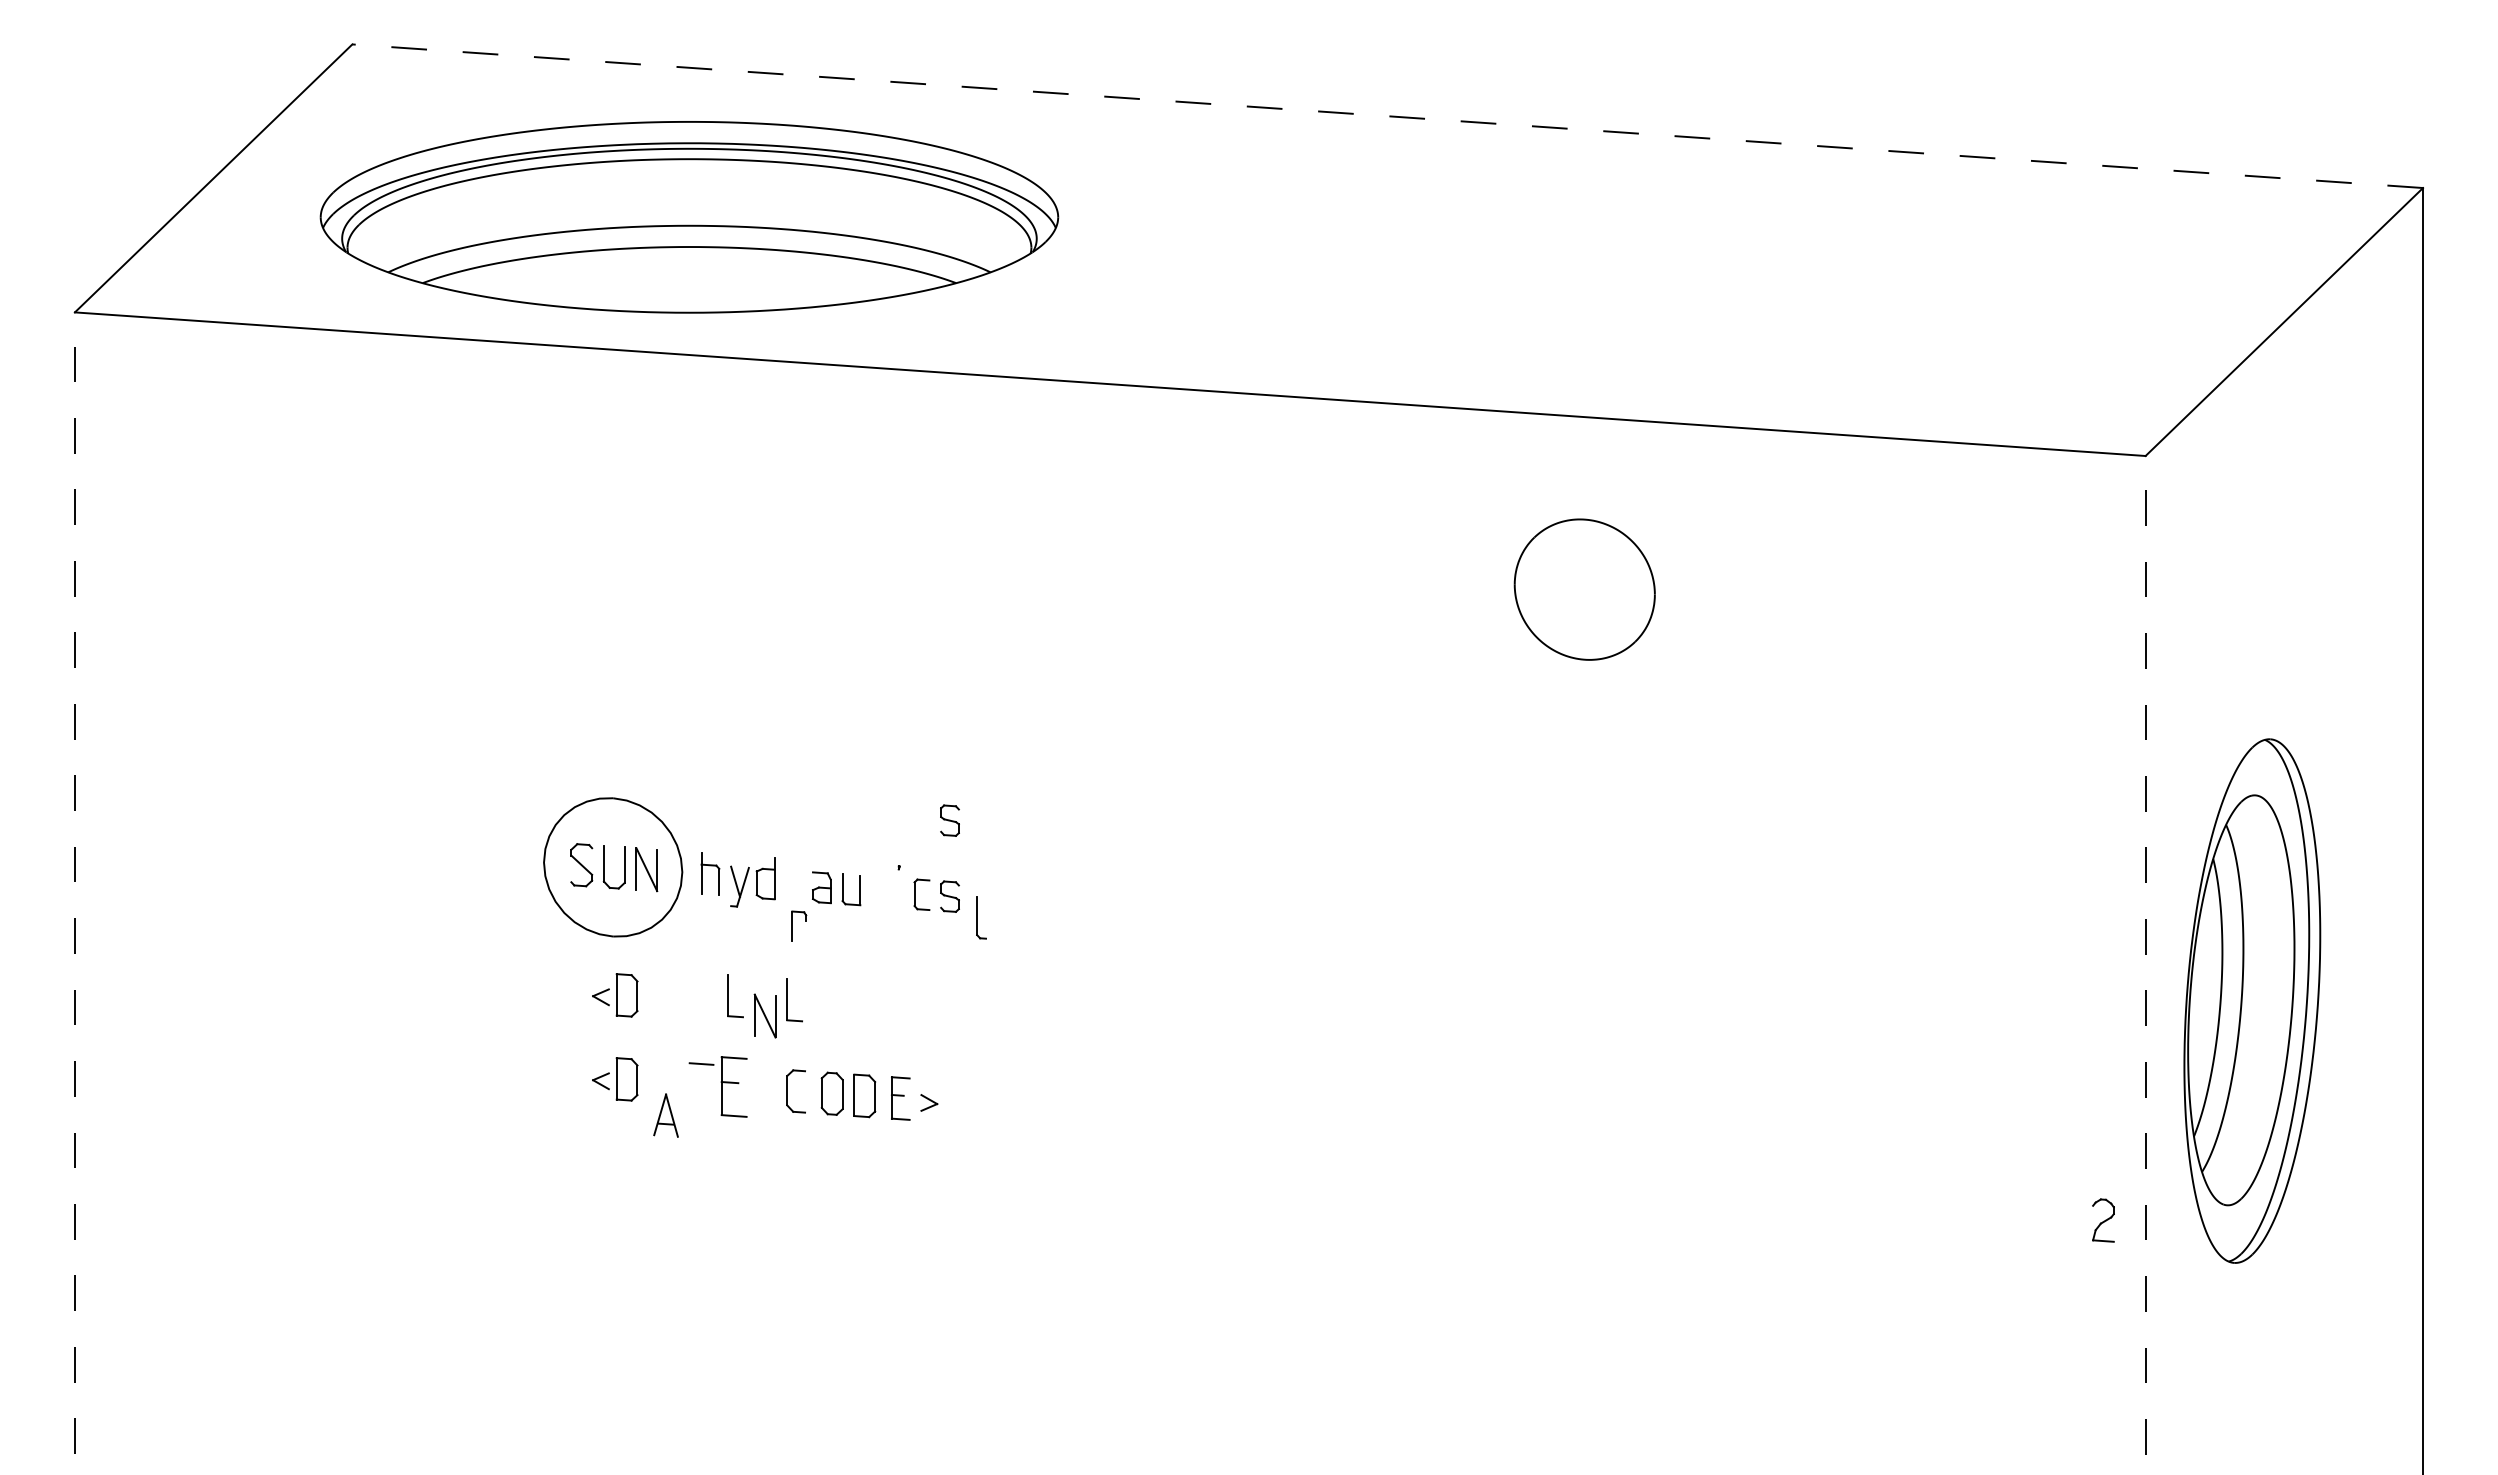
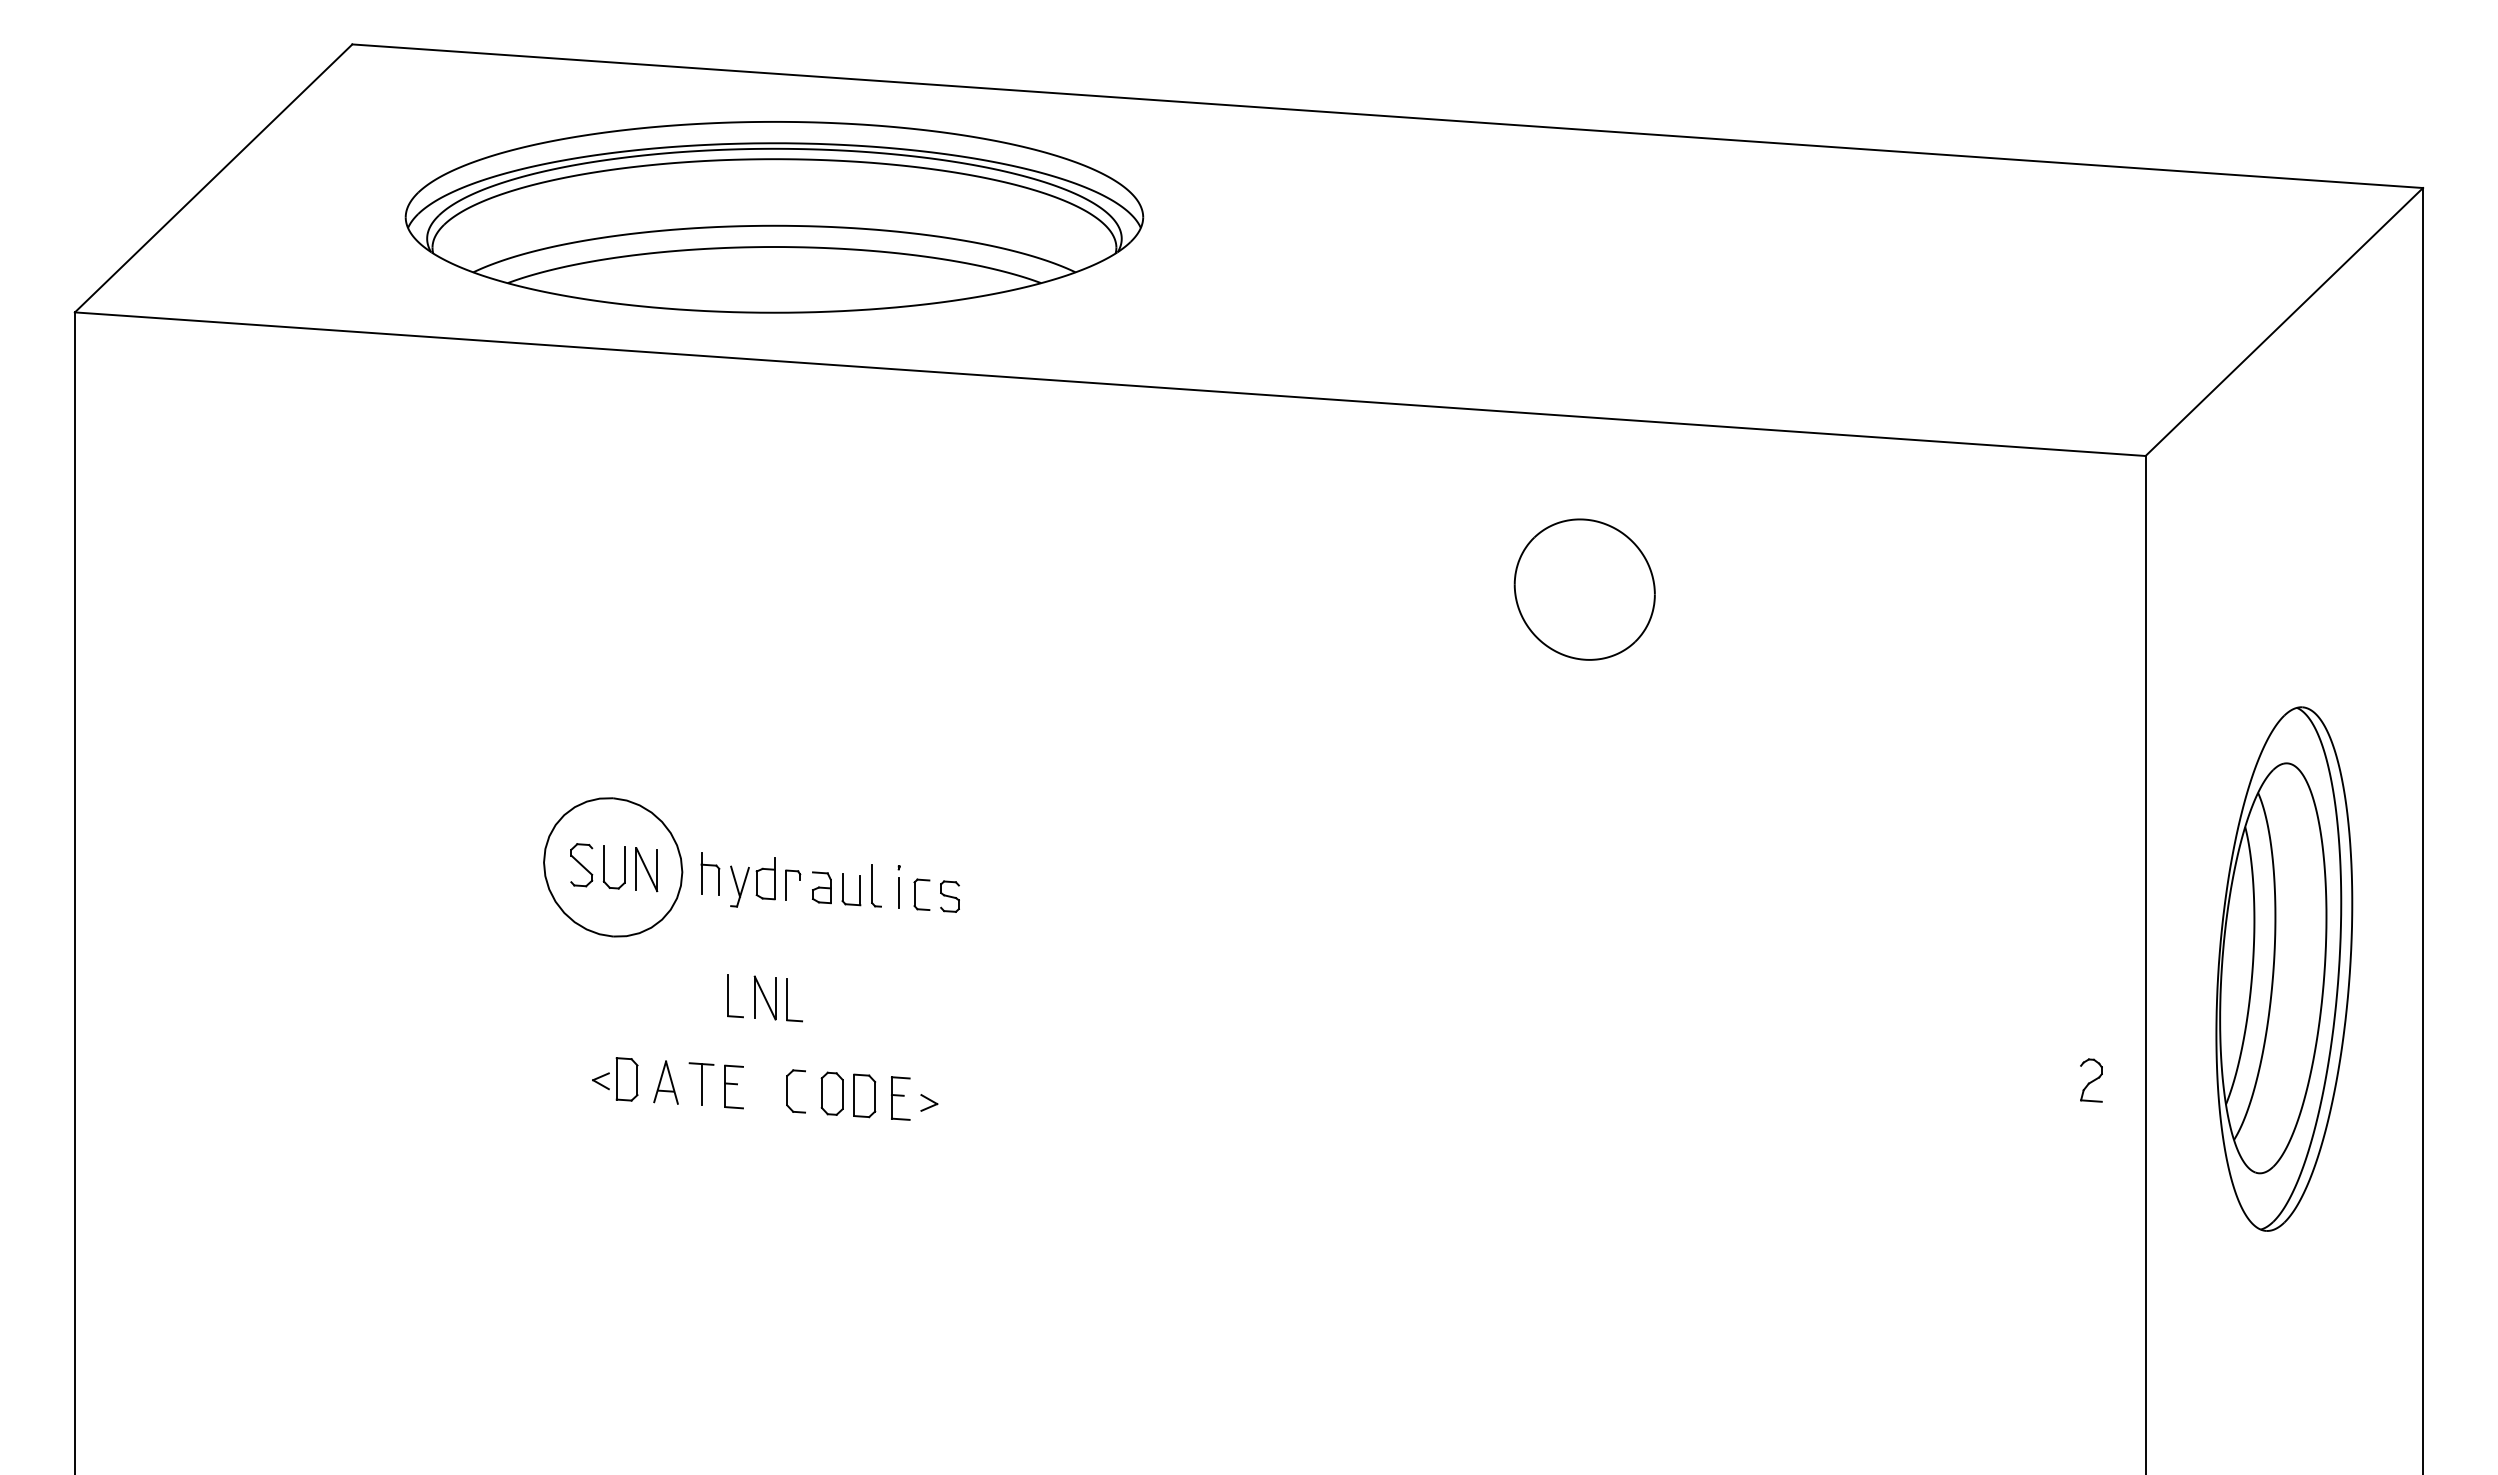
line: dashed -> solid (1387, 116)
part position: (689, 217) -> (774, 217) (774, 217)
part: present -> none (949, 820)
line: none -> present (898, 892)
line: dashed -> solid (74, 893)
part position: (981, 917) -> (876, 885) (876, 885)
part position: (792, 925) -> (786, 884) (786, 884)
line: dashed -> solid (2145, 964)
part: present -> none (615, 995)
part position: (2252, 1000) -> (2284, 968) (2284, 968)
part position: (764, 1015) -> (764, 997) (764, 997)
line: none -> present (701, 1084)
part size: 28x62 px -> 20x46 px (733, 1086)
part position: (665, 1115) -> (665, 1082) (665, 1082)
part position: (2103, 1220) -> (2091, 1080) (2091, 1080)
